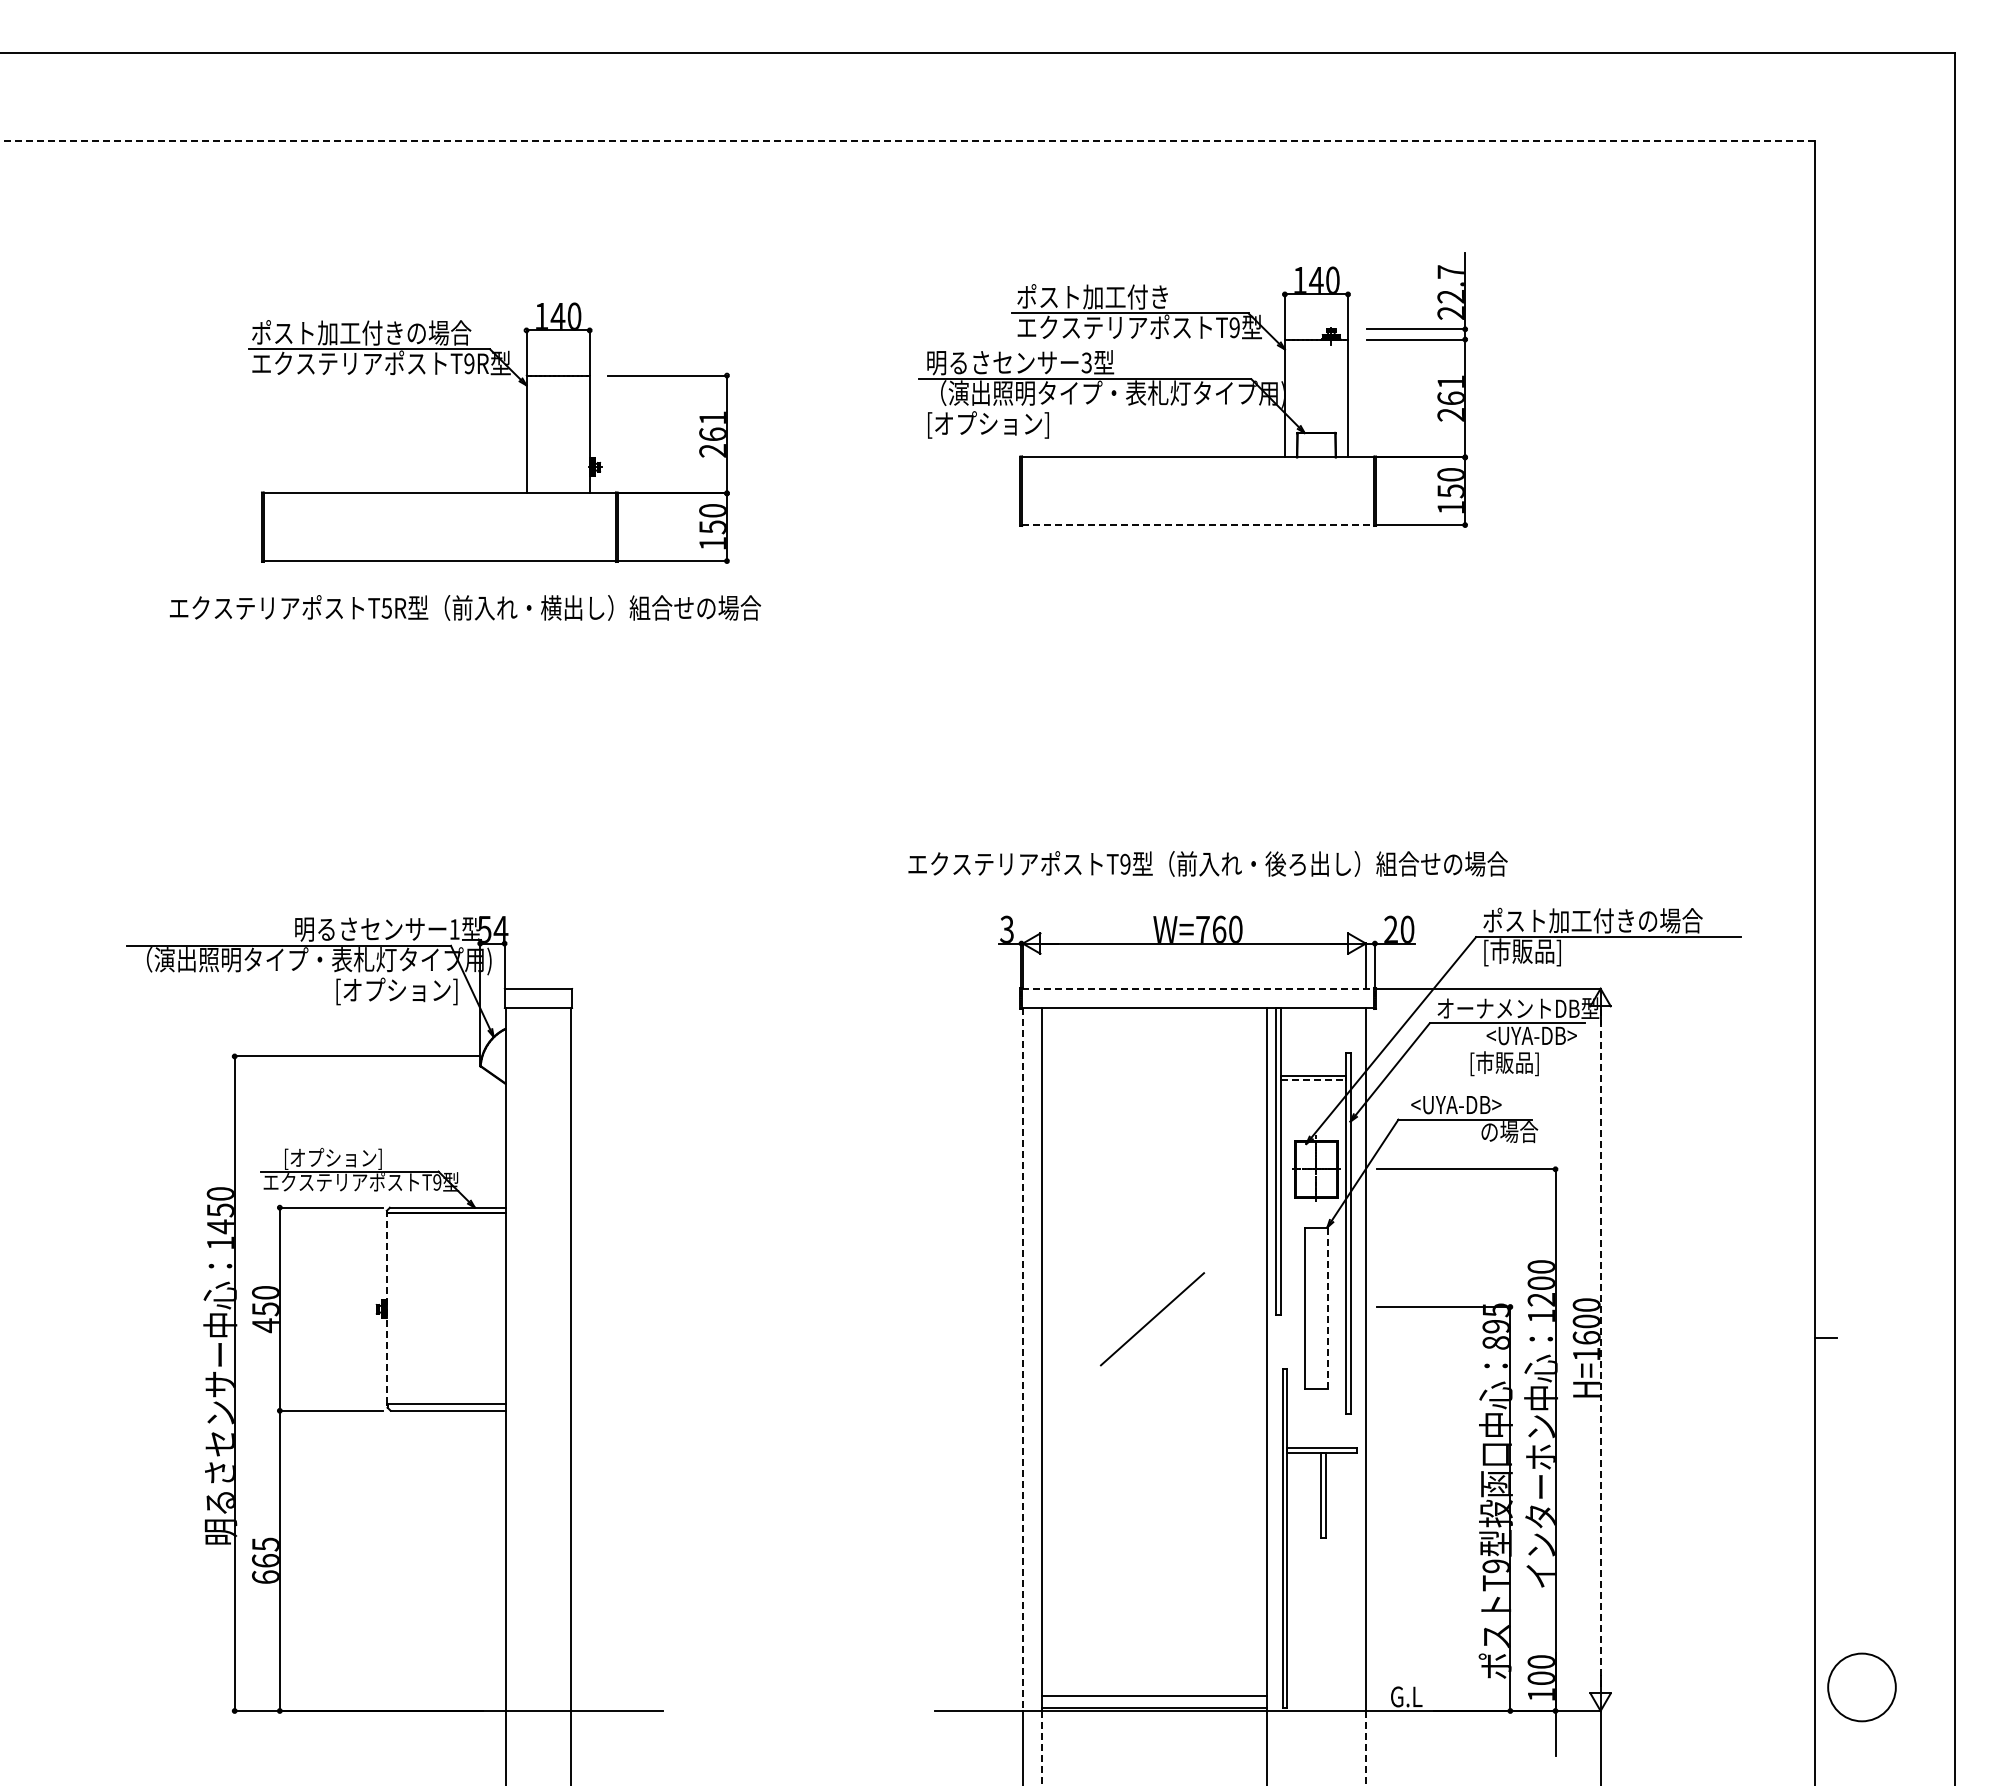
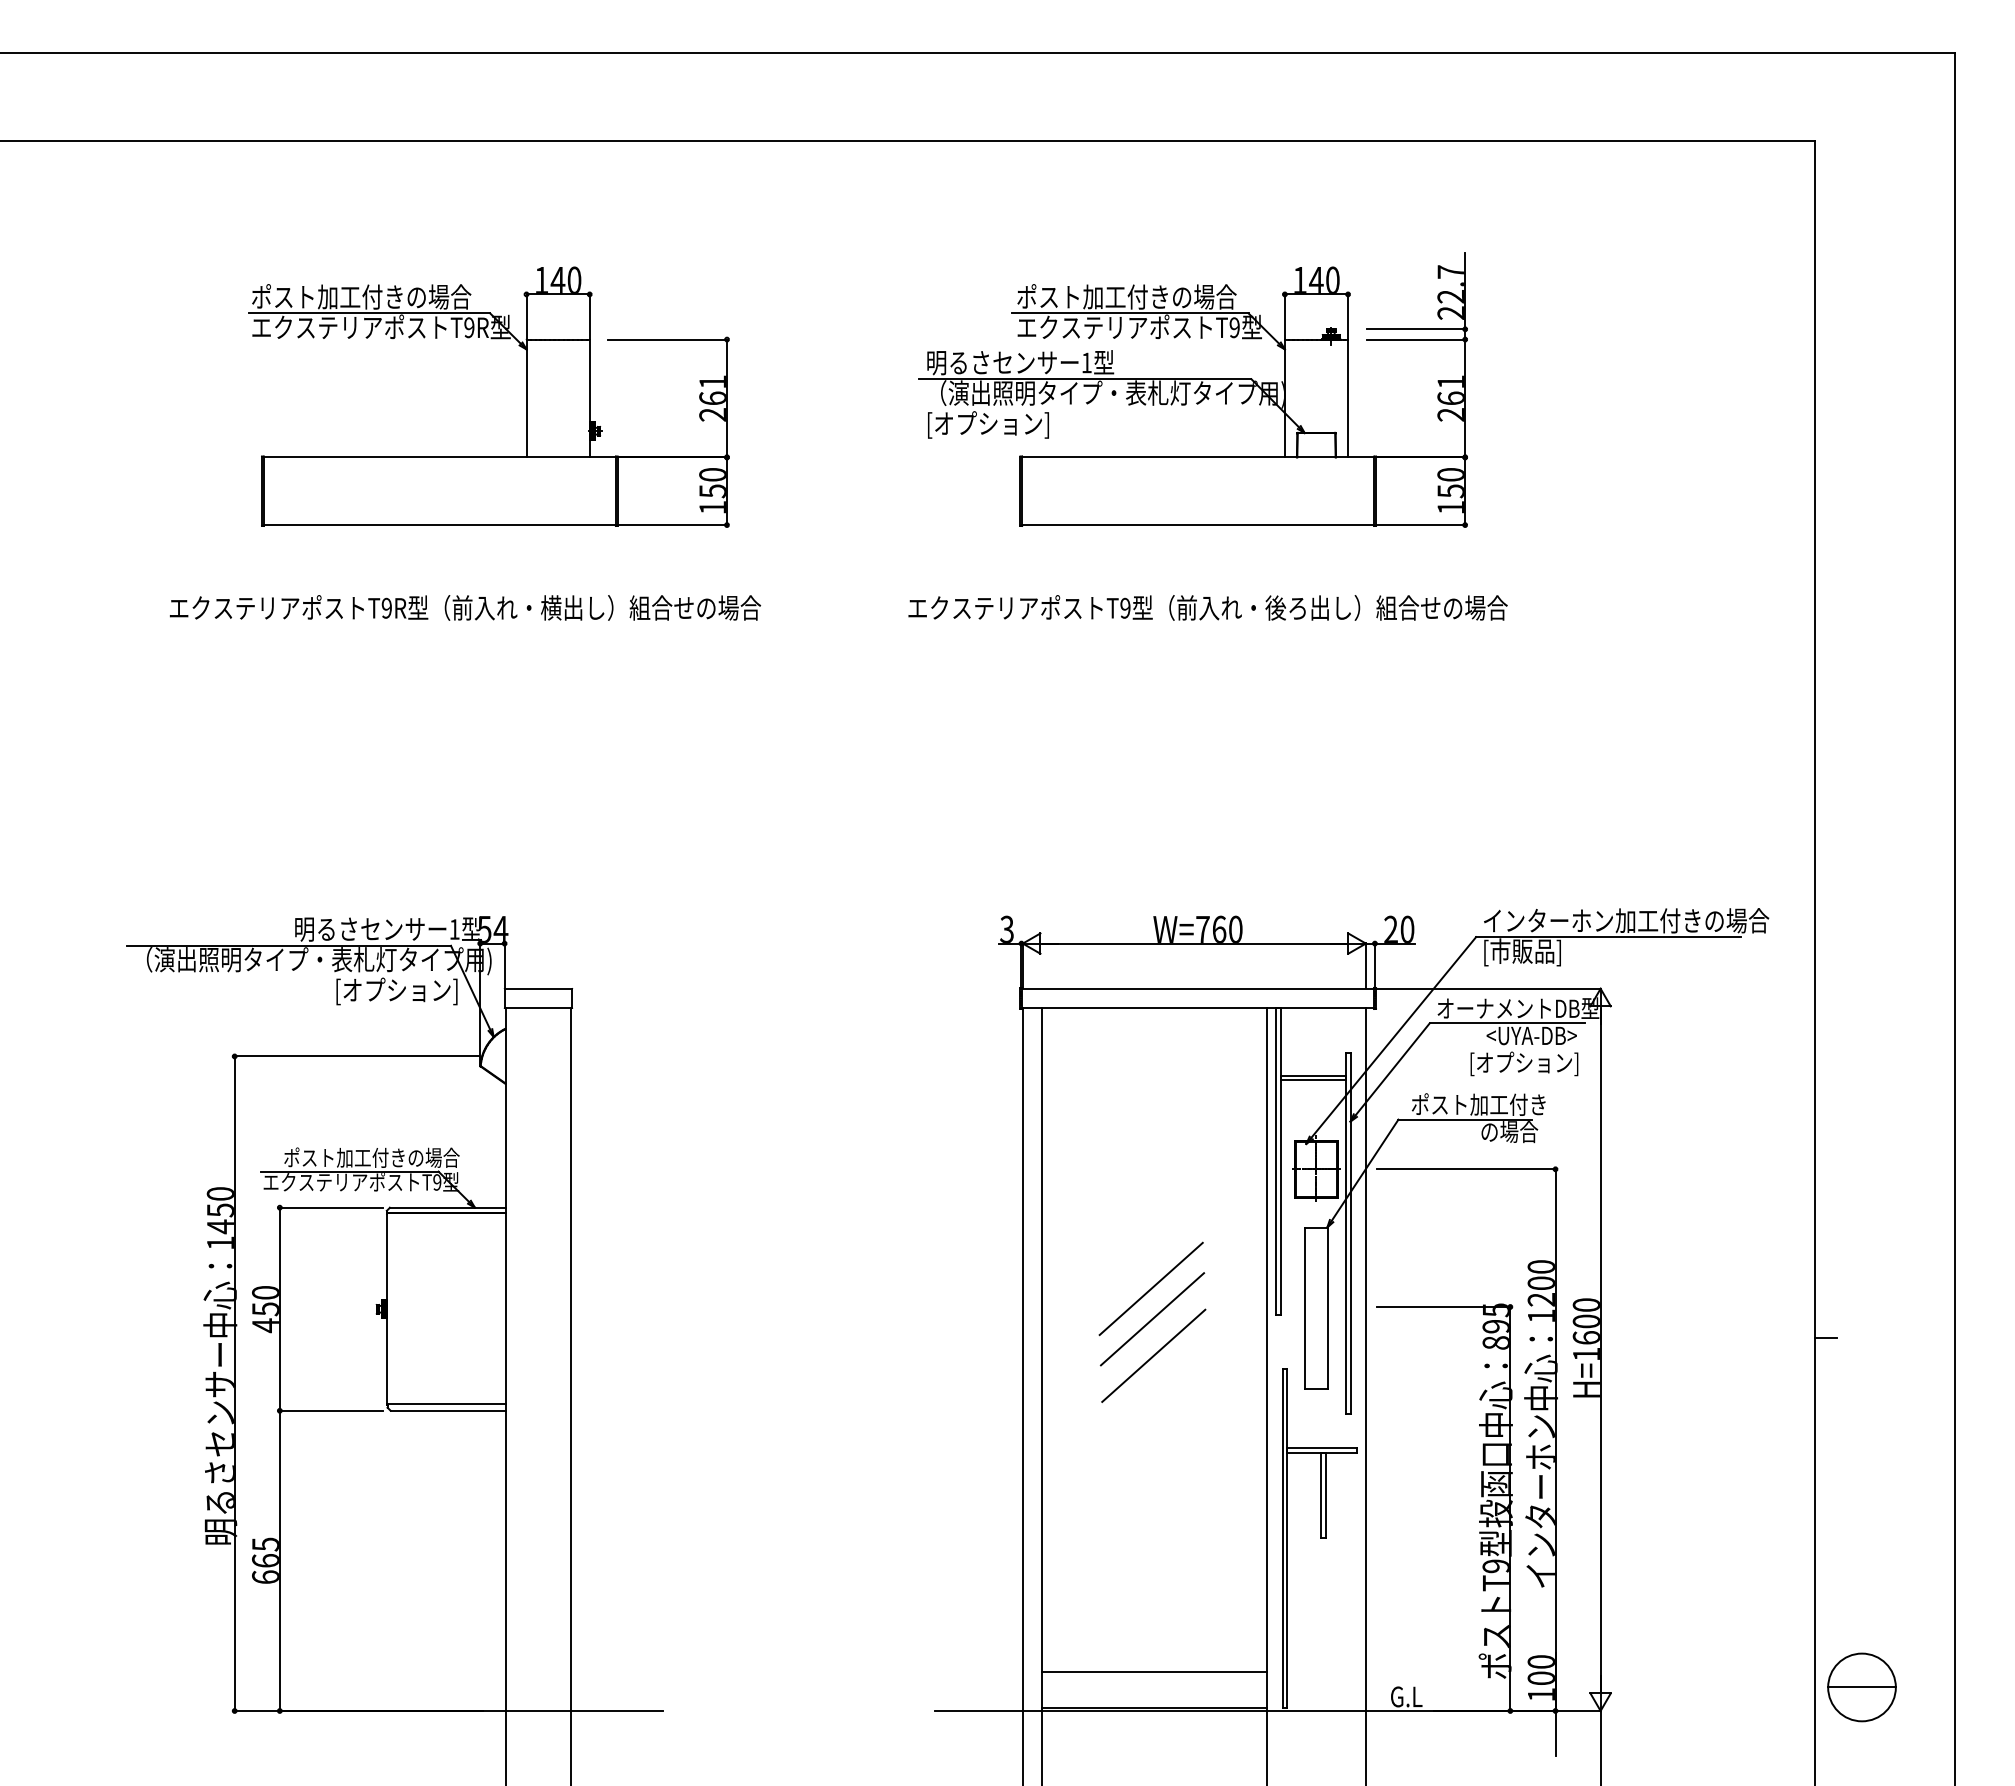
line: dashed -> solid (907, 141)
text: ポスト加工付き -> ポスト加工付きの場合 (1204, 296)
text: 3 -> 1 (1086, 362)
part position: (526, 432) -> (526, 396) (526, 396)
line: dashed -> solid (1198, 525)
text: T5R -> T9R (386, 607)
text position: (1207, 863) -> (1207, 607) (1207, 607)
text: ポスト加工付きの場合 -> インターホン加工付きの場合 (1626, 920)
line: dashed -> solid (1198, 988)
text: [市販品] -> [オプション] (1527, 1063)
line: dashed -> solid (1313, 1080)
text: <UYA-DB> -> ポスト加工付き (1478, 1104)
text: [オプション] -> ポスト加工付きの場合 (371, 1158)
line: none -> present (1150, 1288)
line: dashed -> solid (387, 1308)
line: dashed -> solid (1327, 1308)
line: dashed -> solid (1600, 1349)
line: none -> present (1153, 1355)
line: dashed -> solid (1022, 1360)
line: none -> present (1861, 1687)
line position: (1154, 1695) -> (1154, 1671) (1154, 1671)
line: dashed -> solid (1042, 1748)
line: dashed -> solid (1365, 1748)
